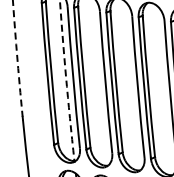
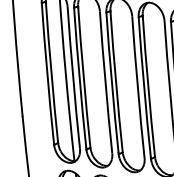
arc: dashed -> solid (17, 58)
arc: dashed -> solid (66, 79)
